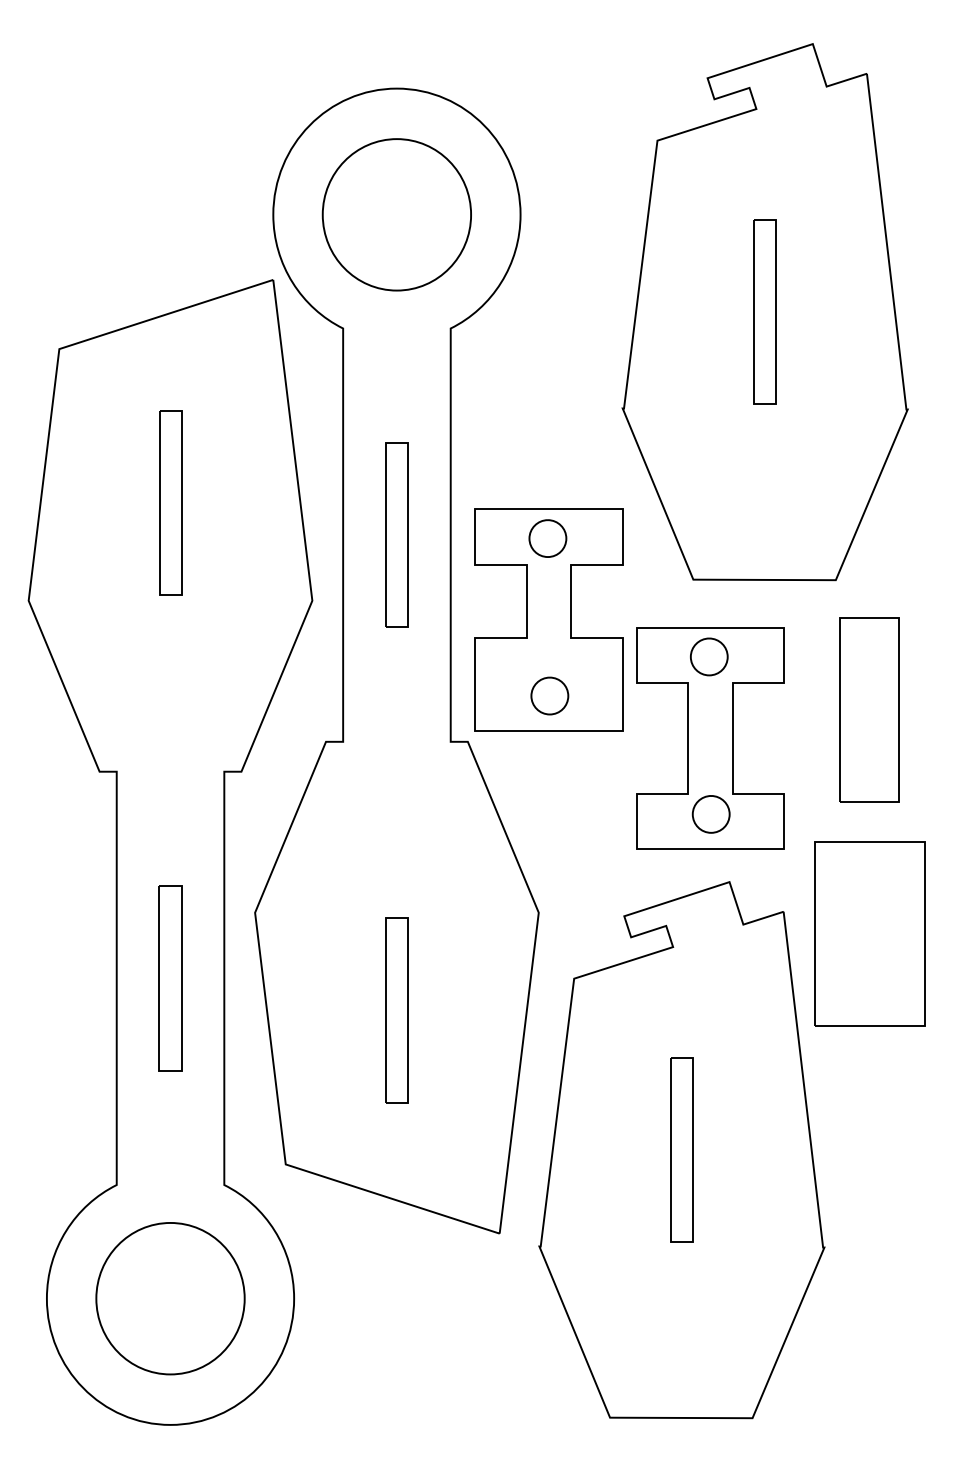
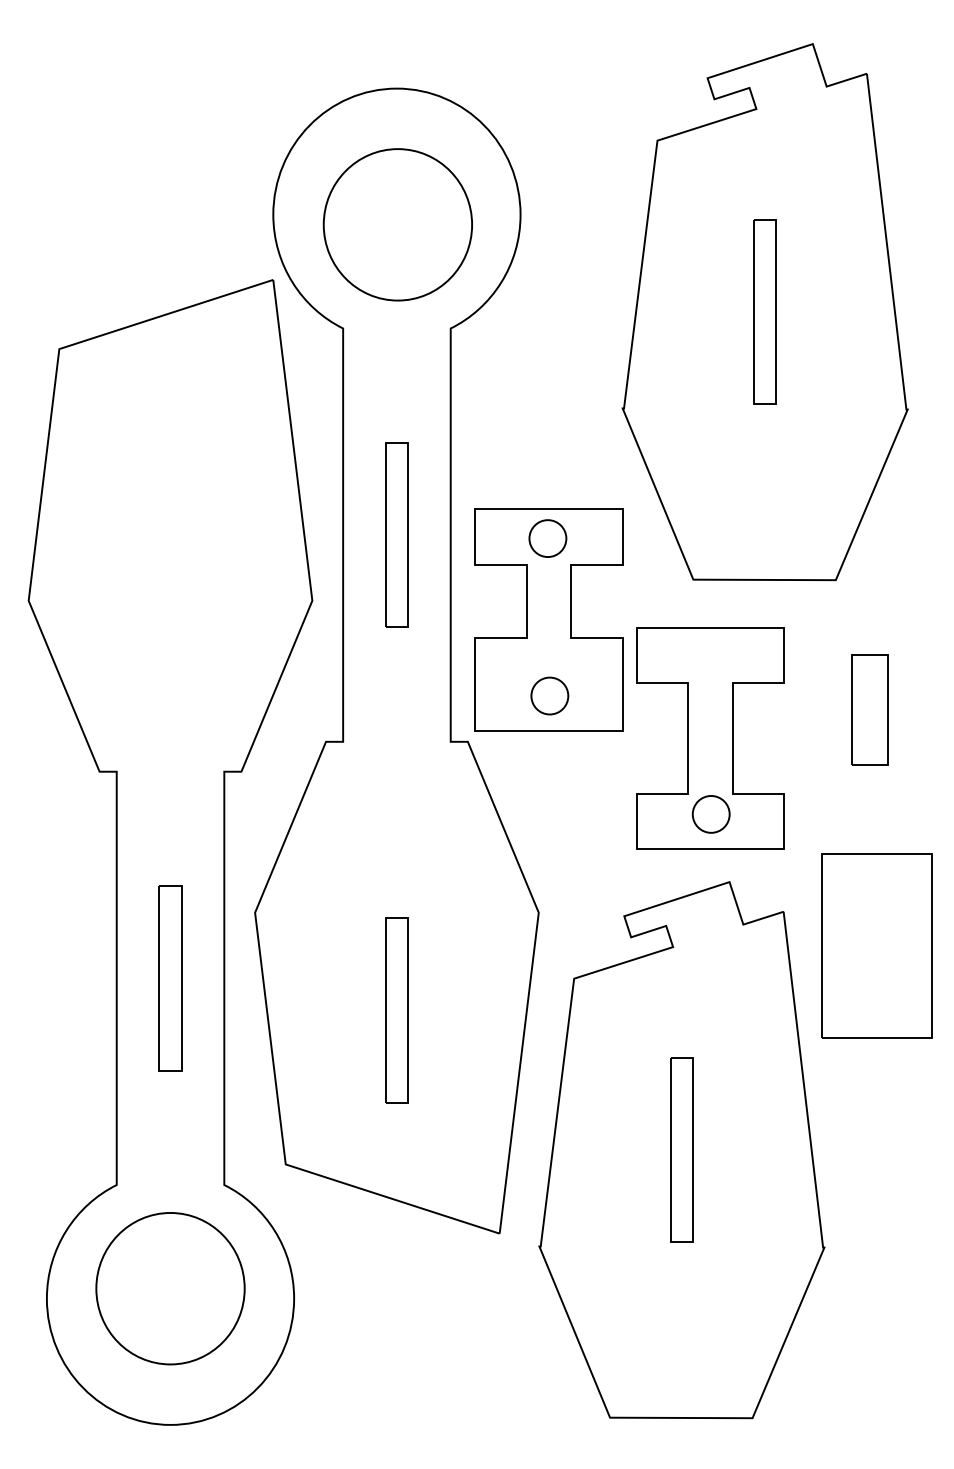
part position: (396, 214) -> (397, 224) (397, 224)
part: present -> none (170, 502)
part: present -> none (709, 656)
part size: 61x186 px -> 38x112 px (869, 709)
part position: (869, 933) -> (876, 945) (876, 945)
part position: (170, 1298) -> (170, 1288) (170, 1288)
